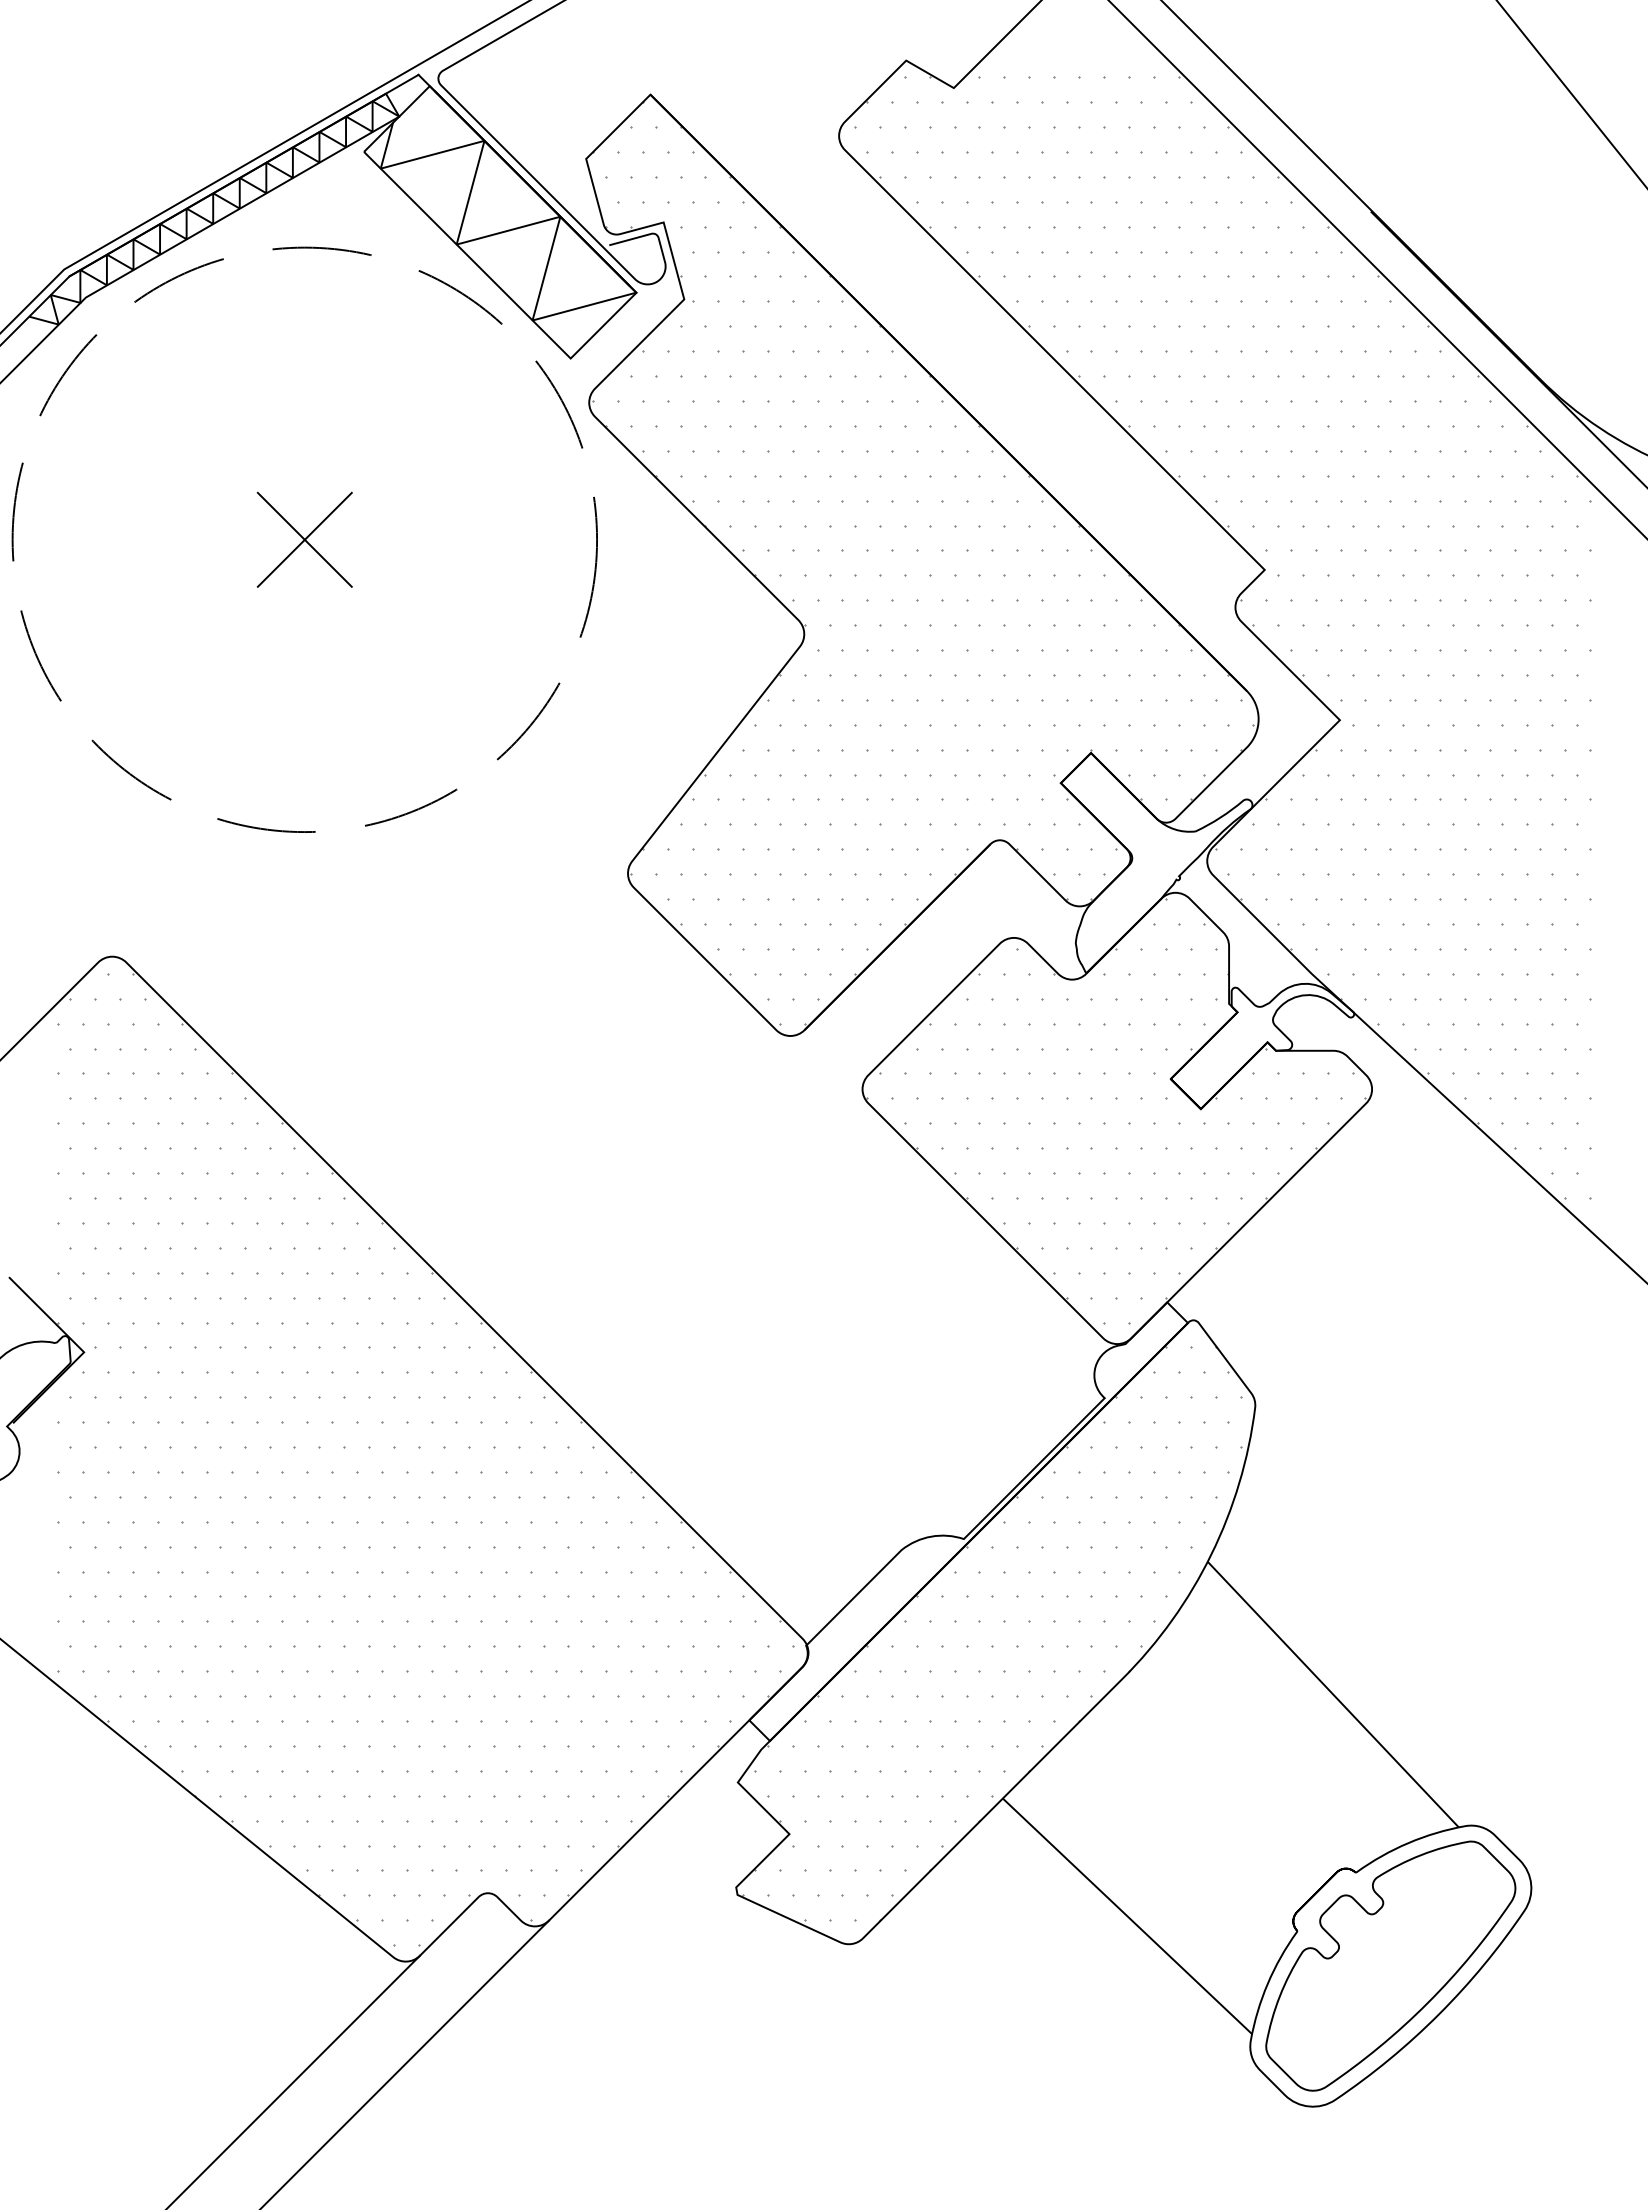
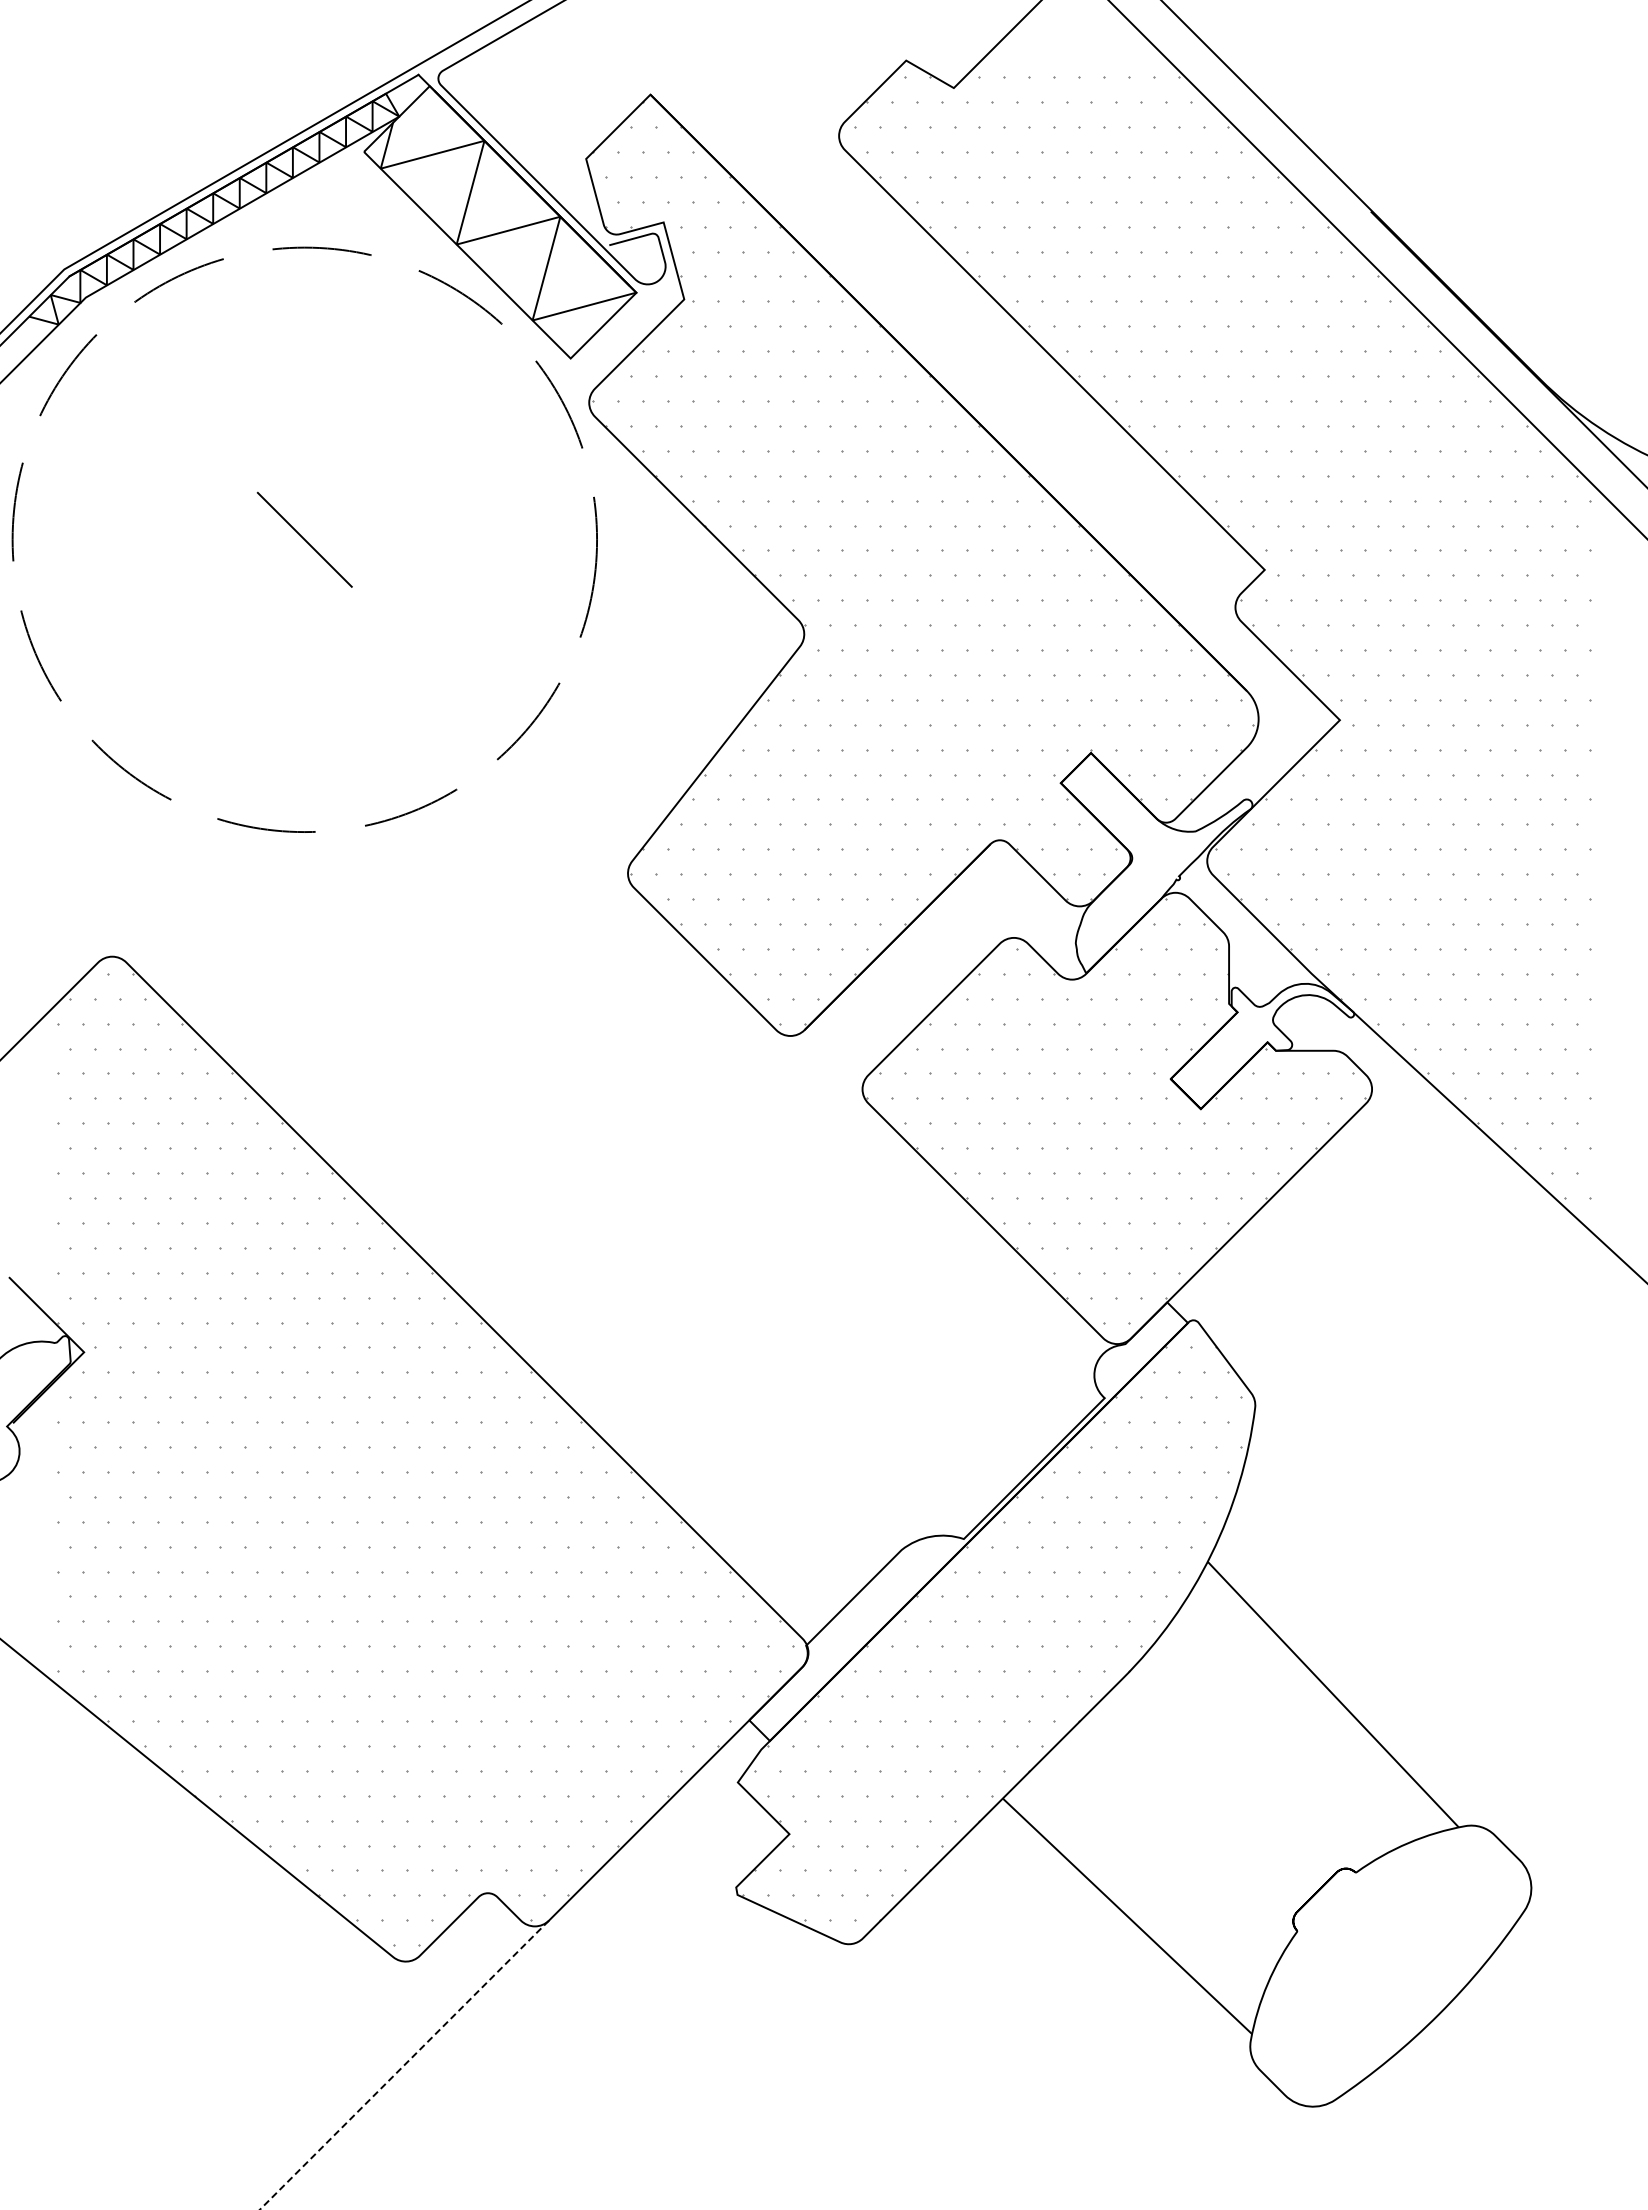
line: present -> none (1571, 93)
line: present -> none (304, 539)
part: present -> none (1390, 1965)
line: solid -> dashed (404, 2065)
line: present -> none (293, 2080)
